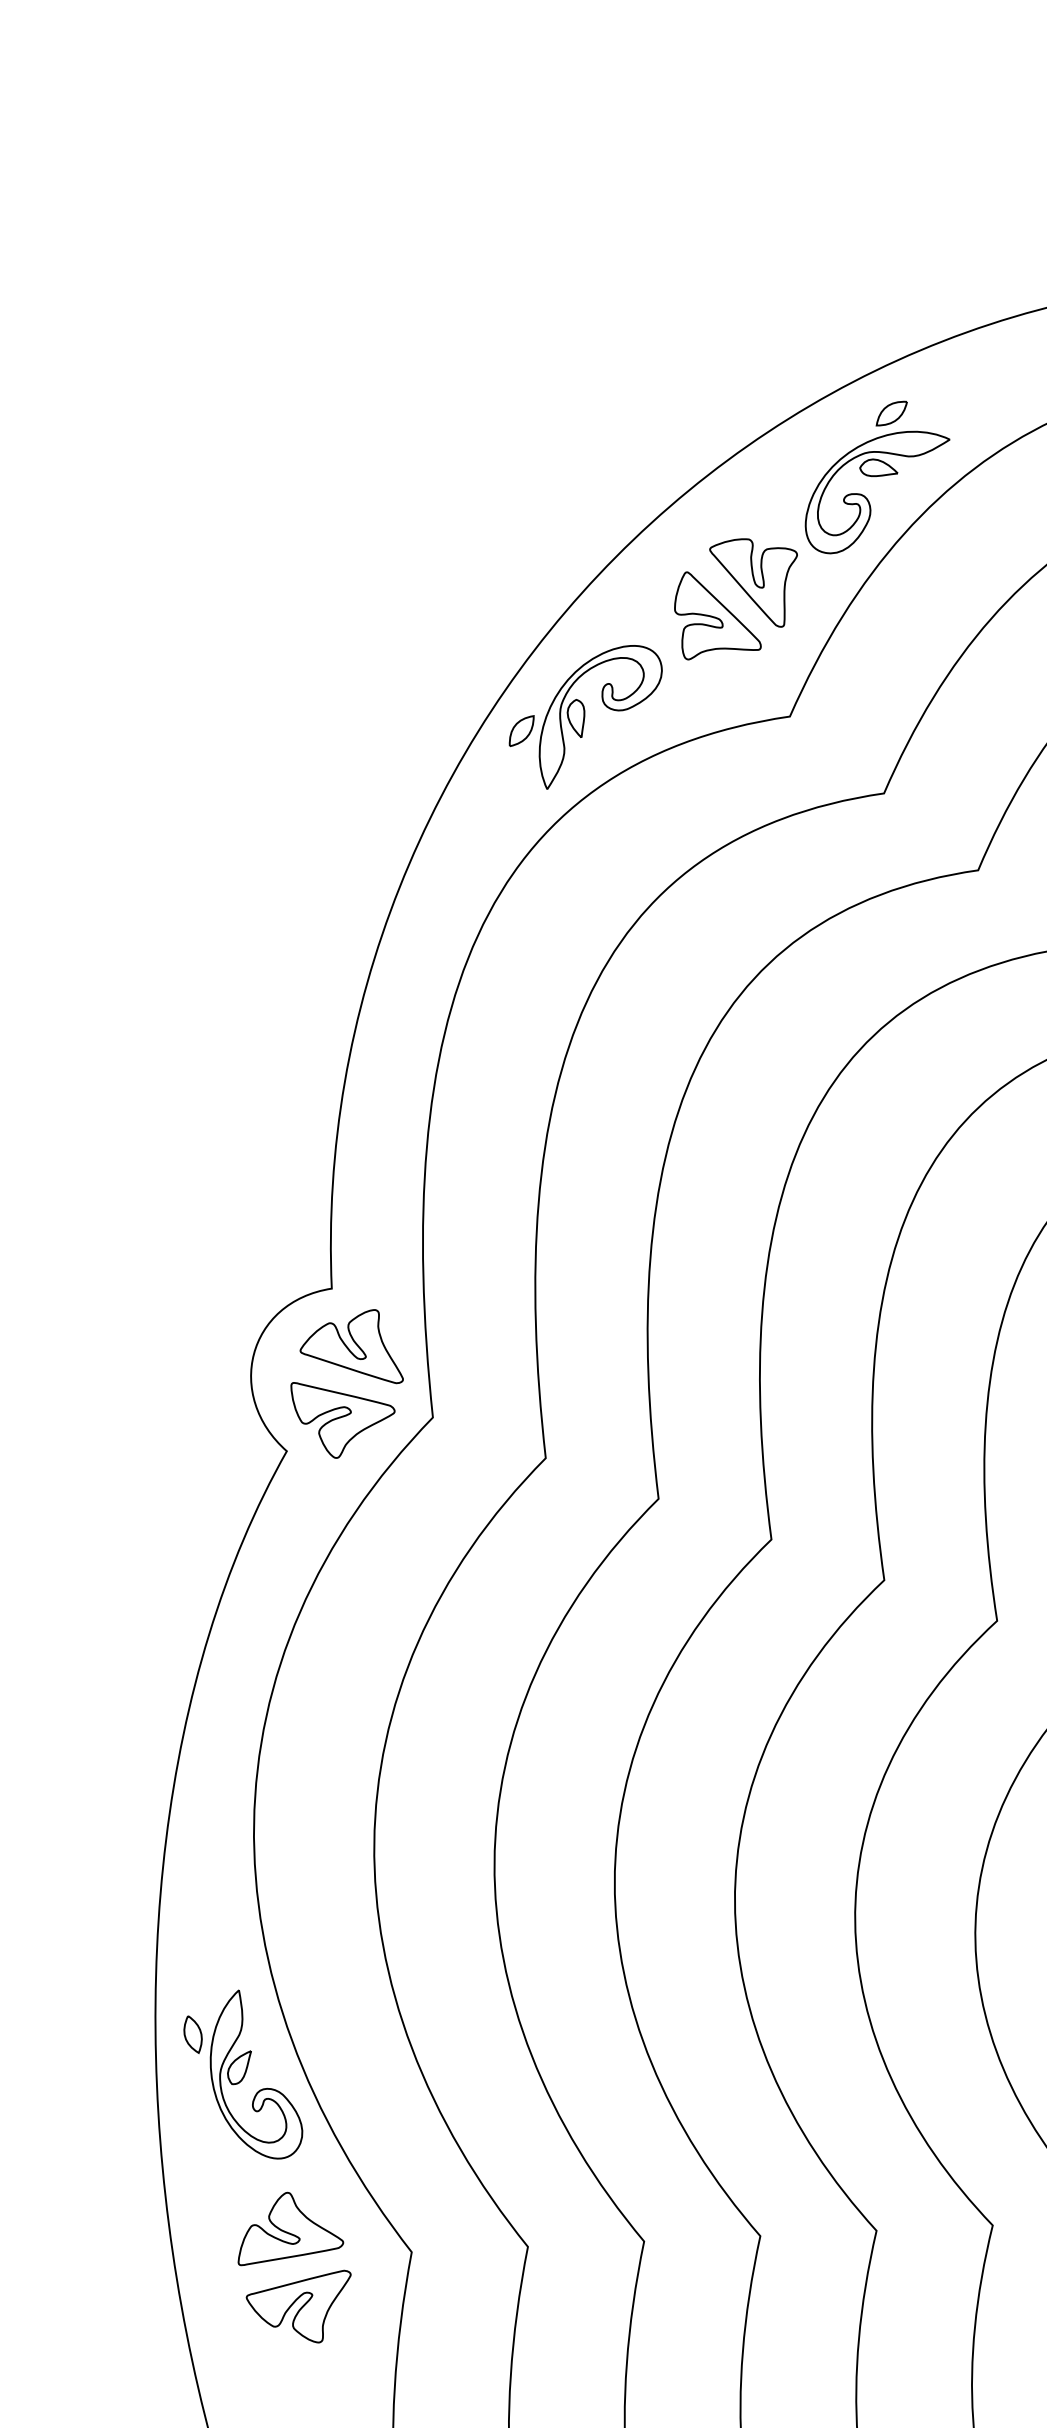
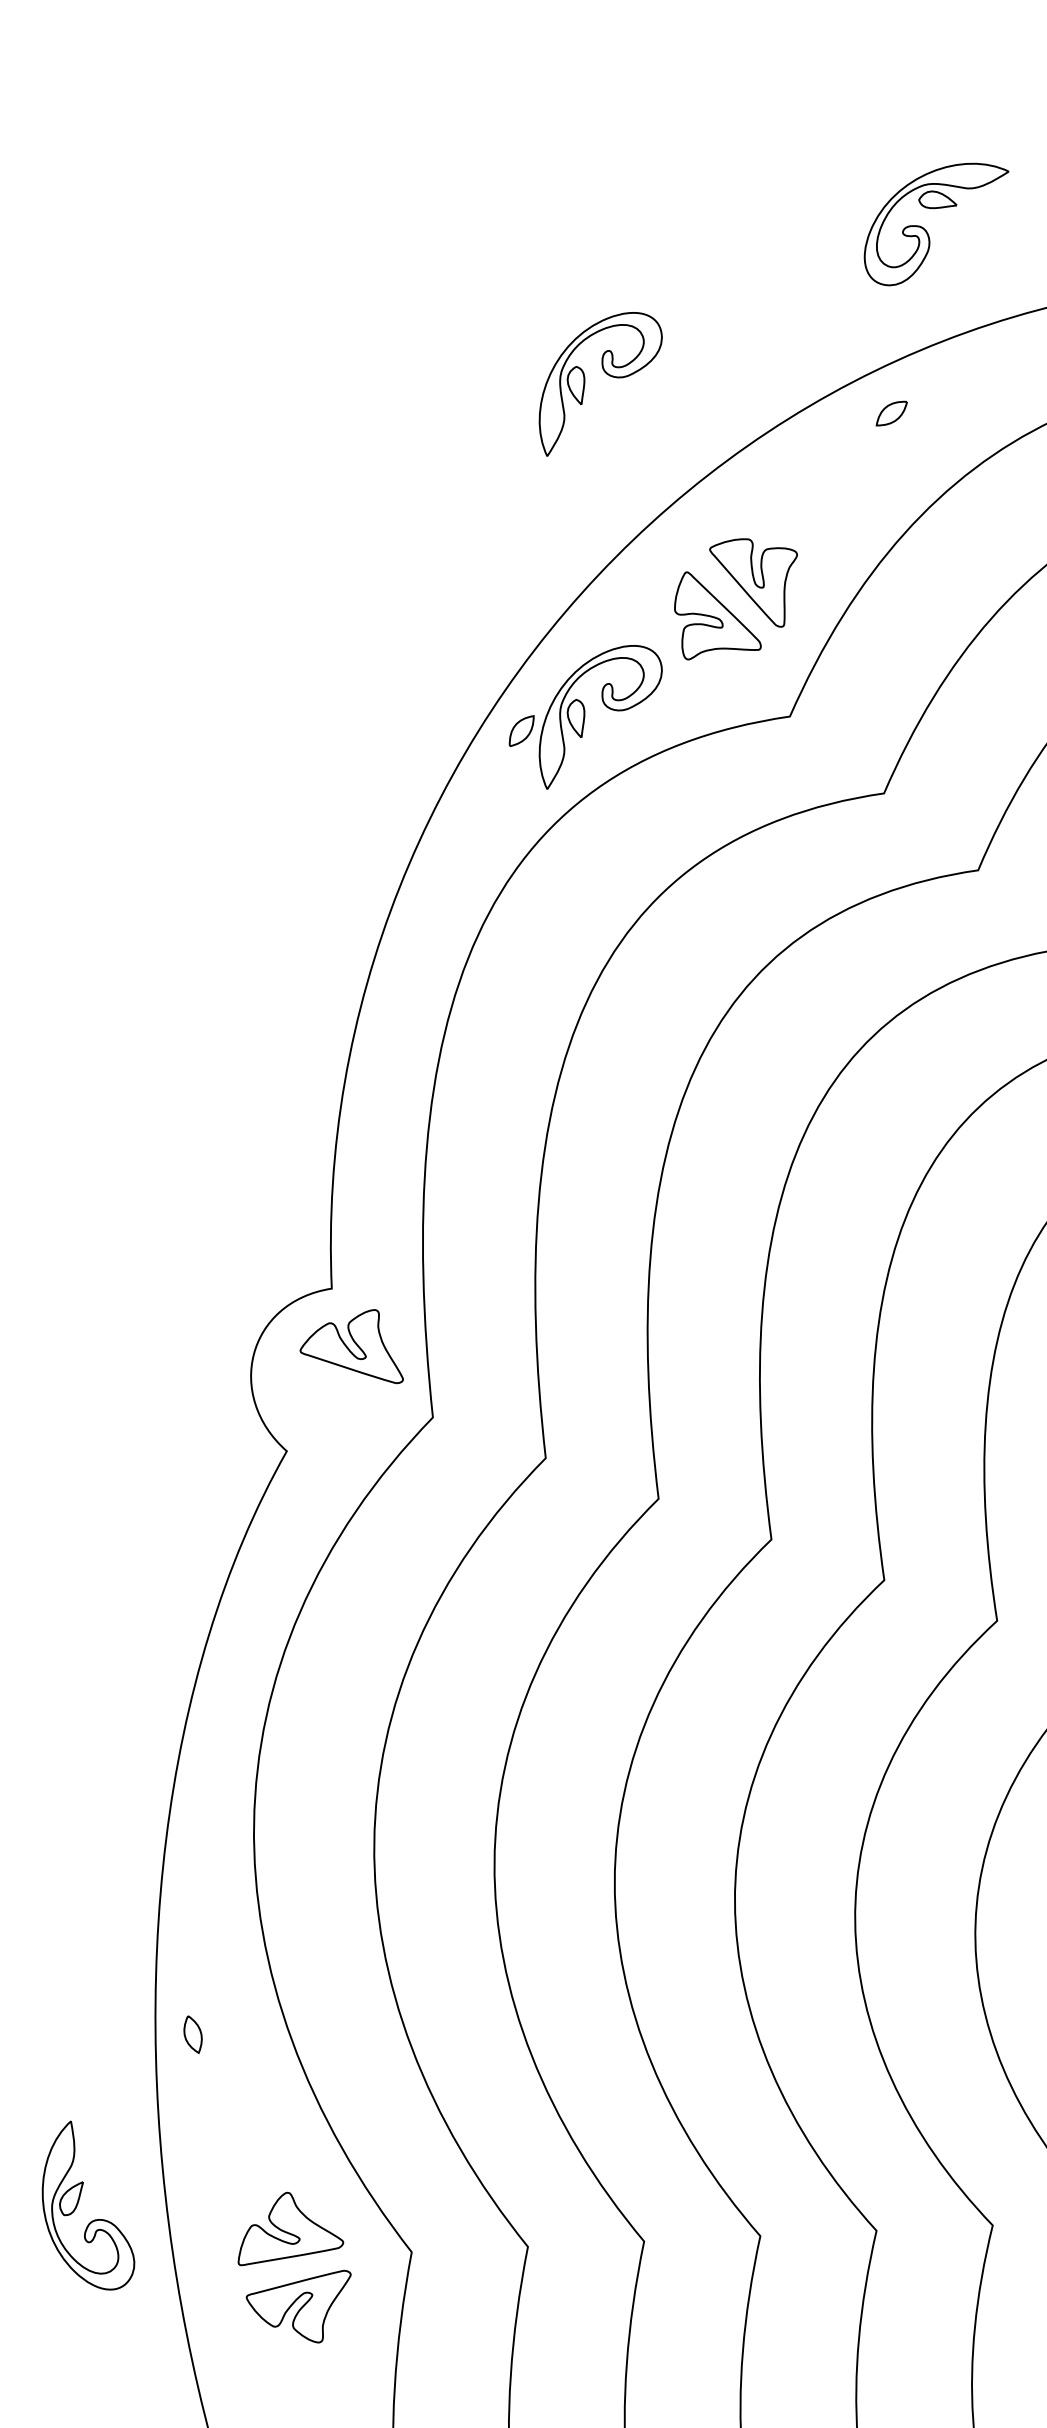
part: none -> present (606, 374)
part position: (868, 499) -> (927, 231) (927, 231)
part: present -> none (342, 1420)
part position: (247, 2070) -> (79, 2201) (79, 2201)
